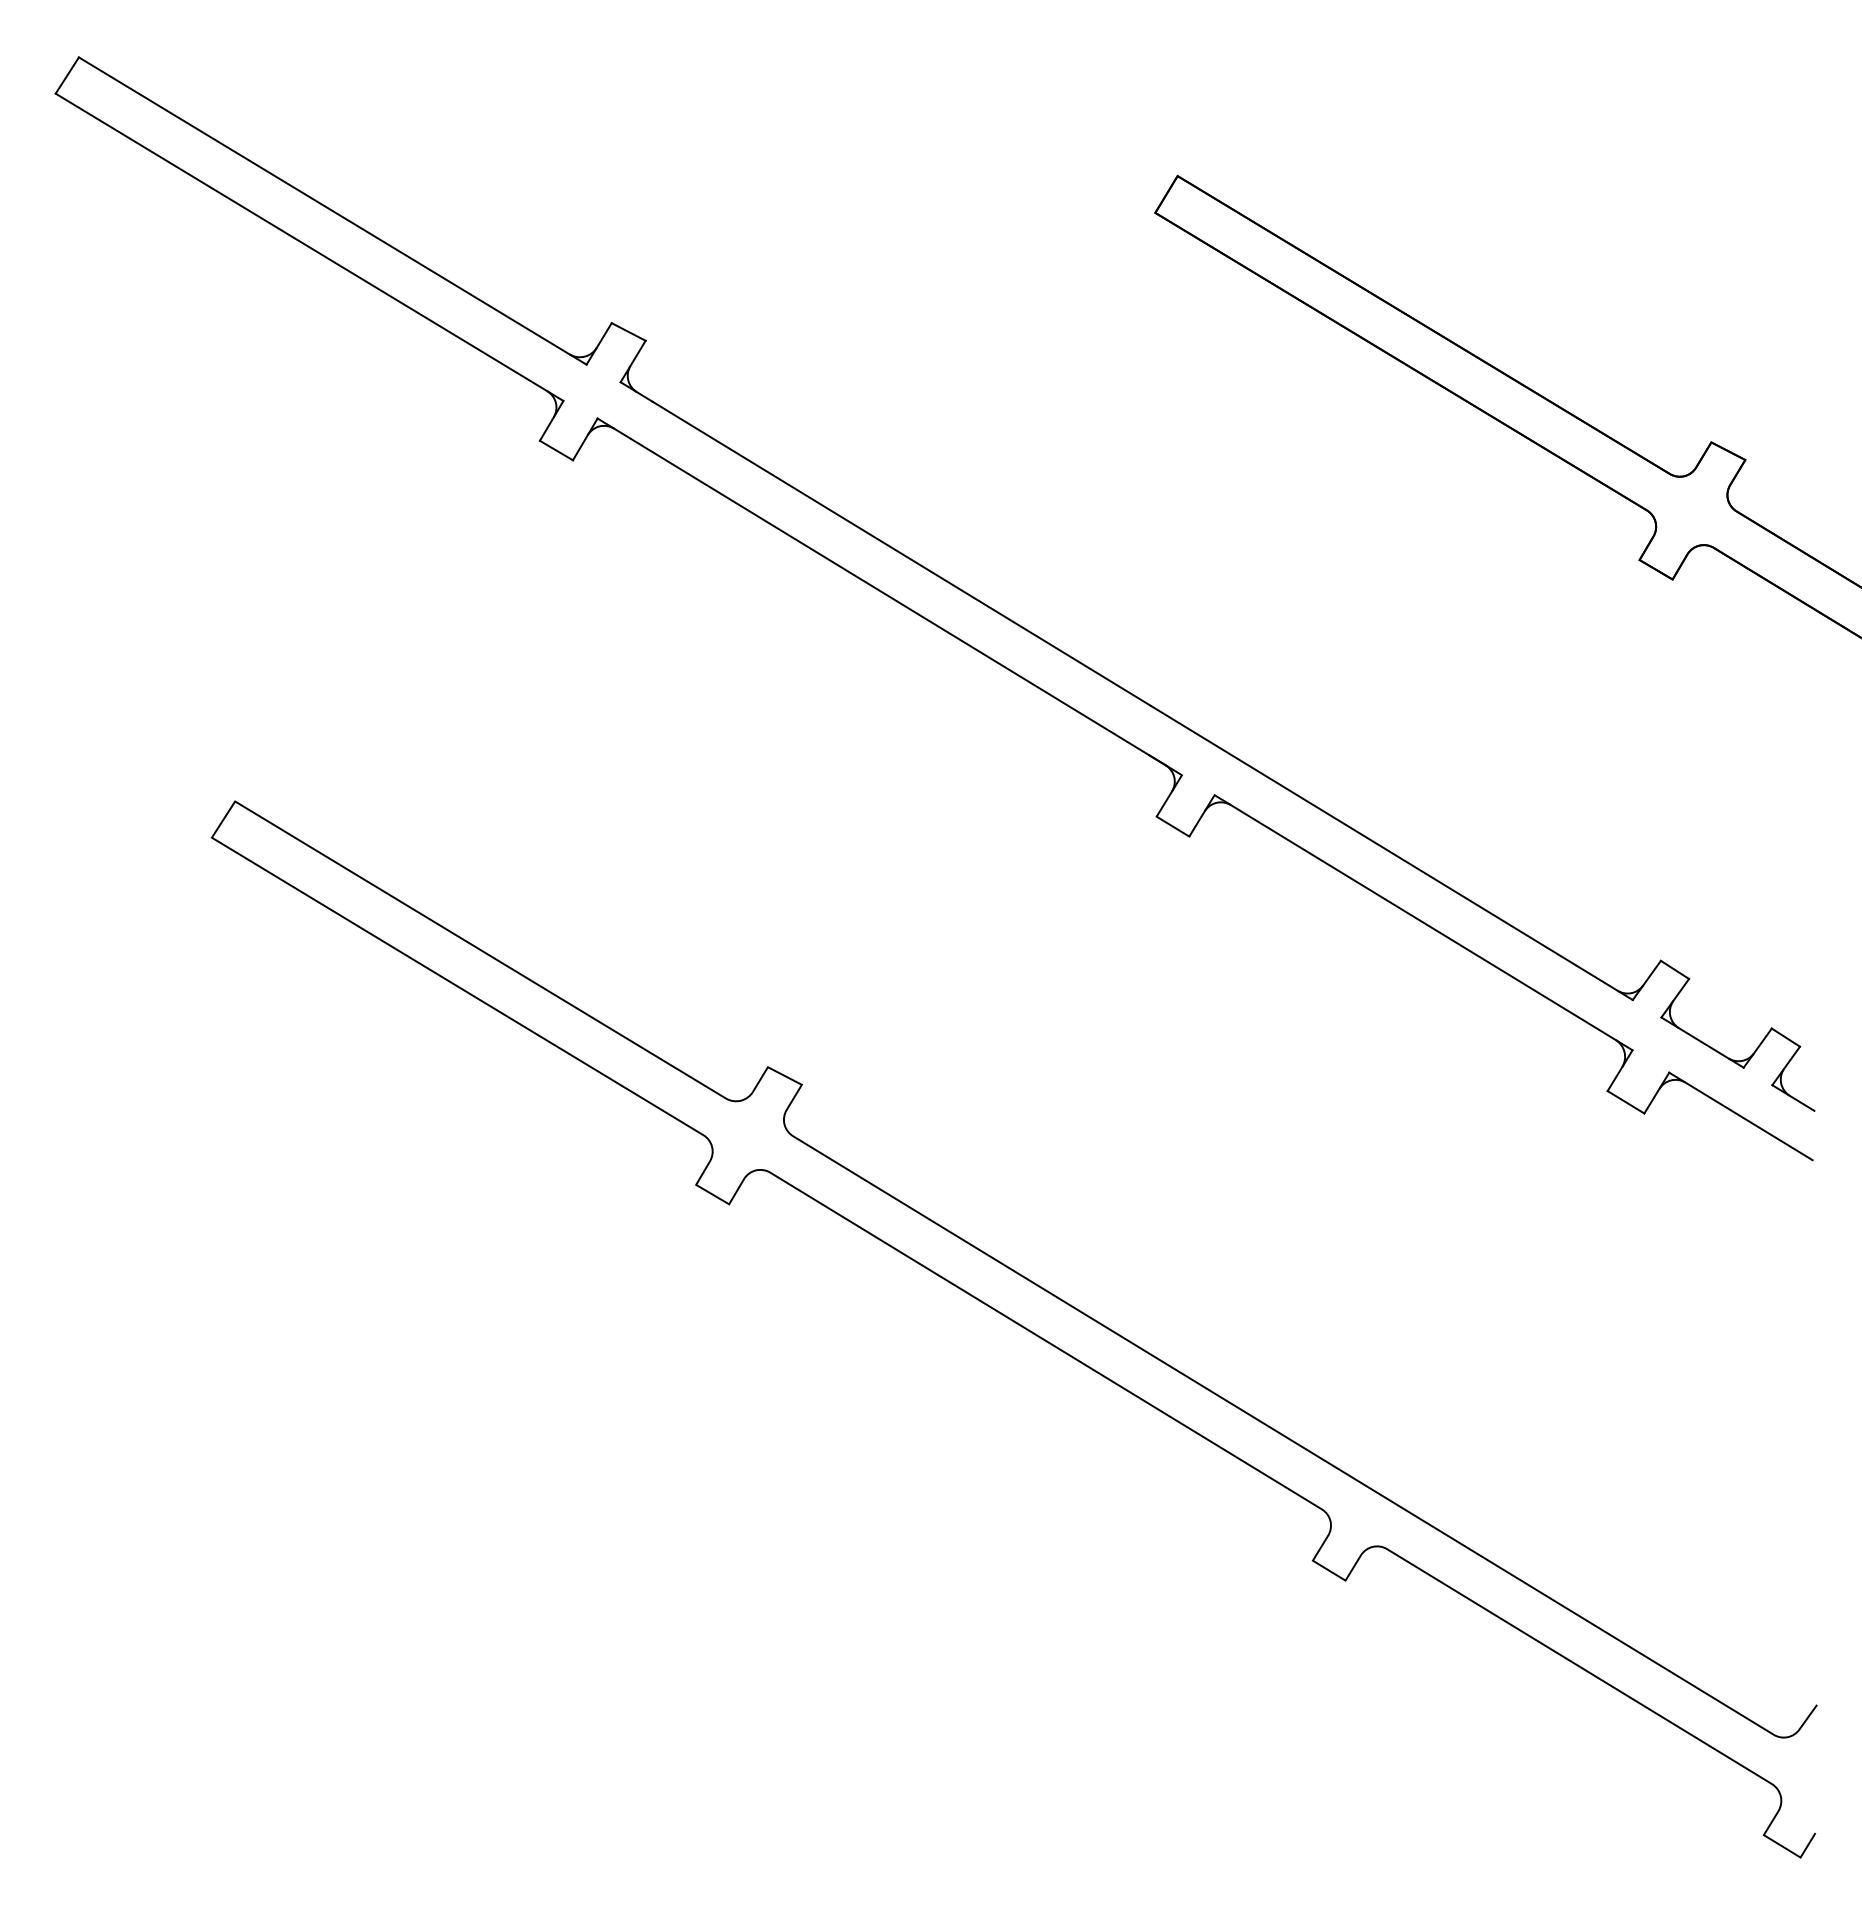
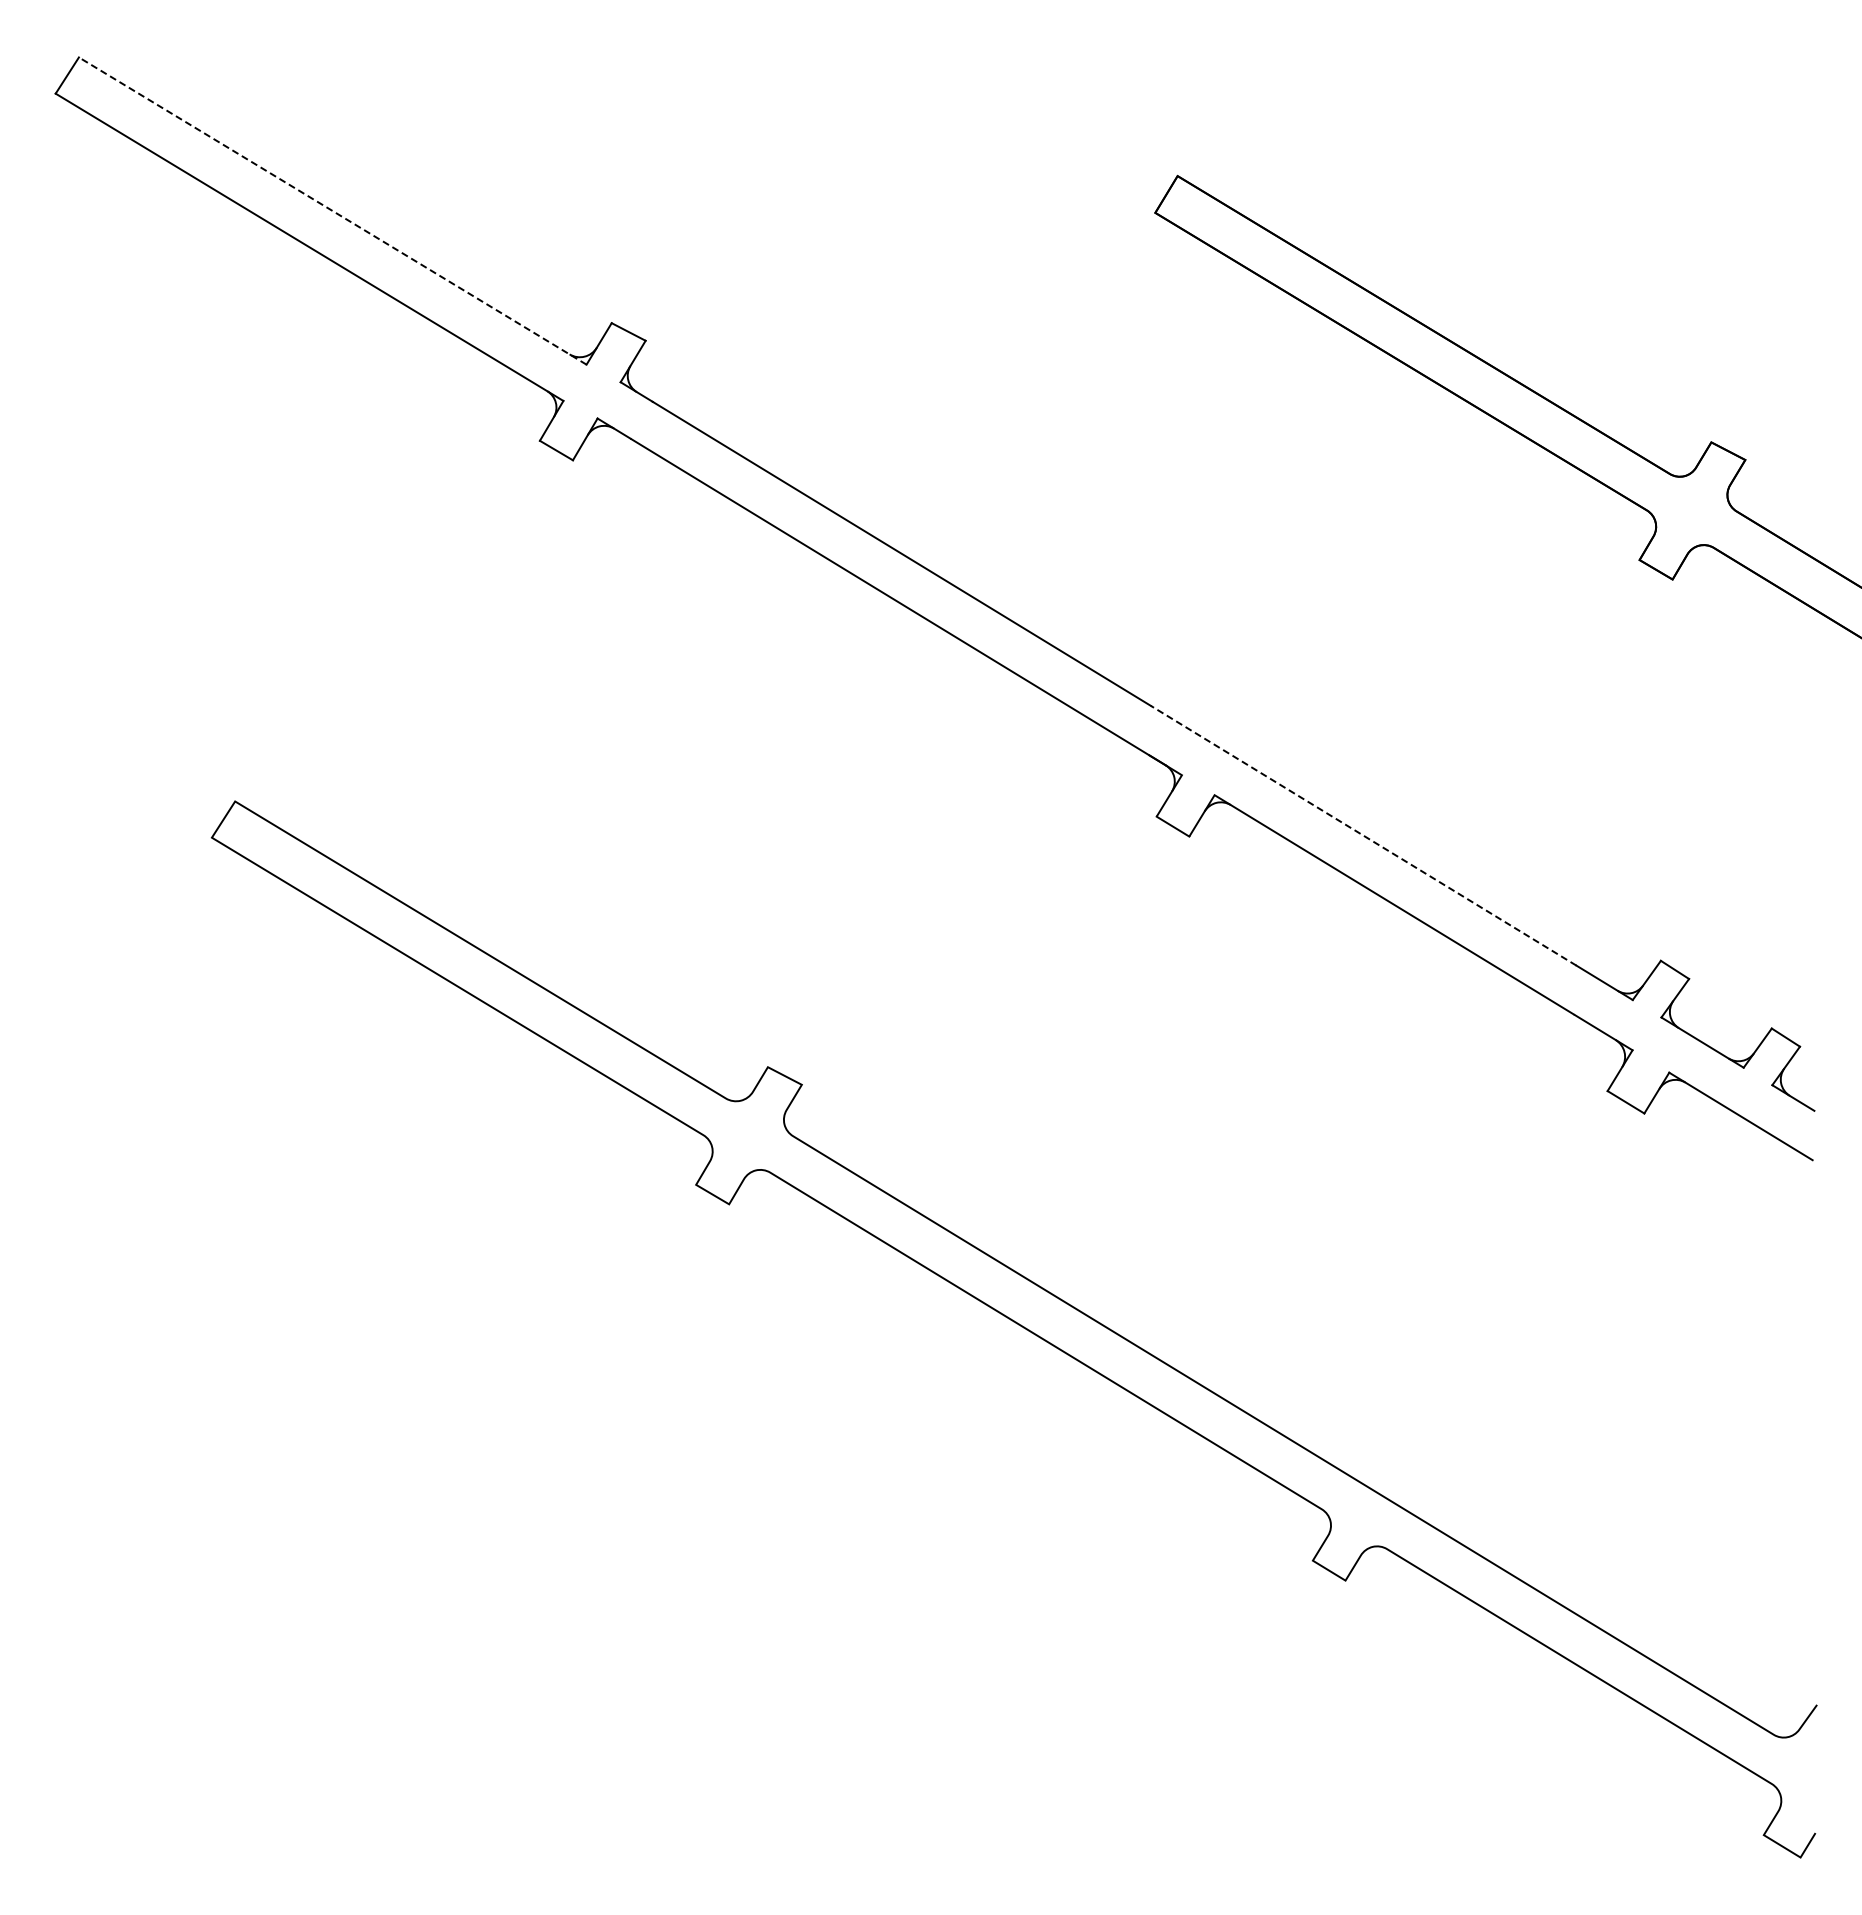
line: solid -> dashed (332, 211)
line: solid -> dashed (1363, 835)
